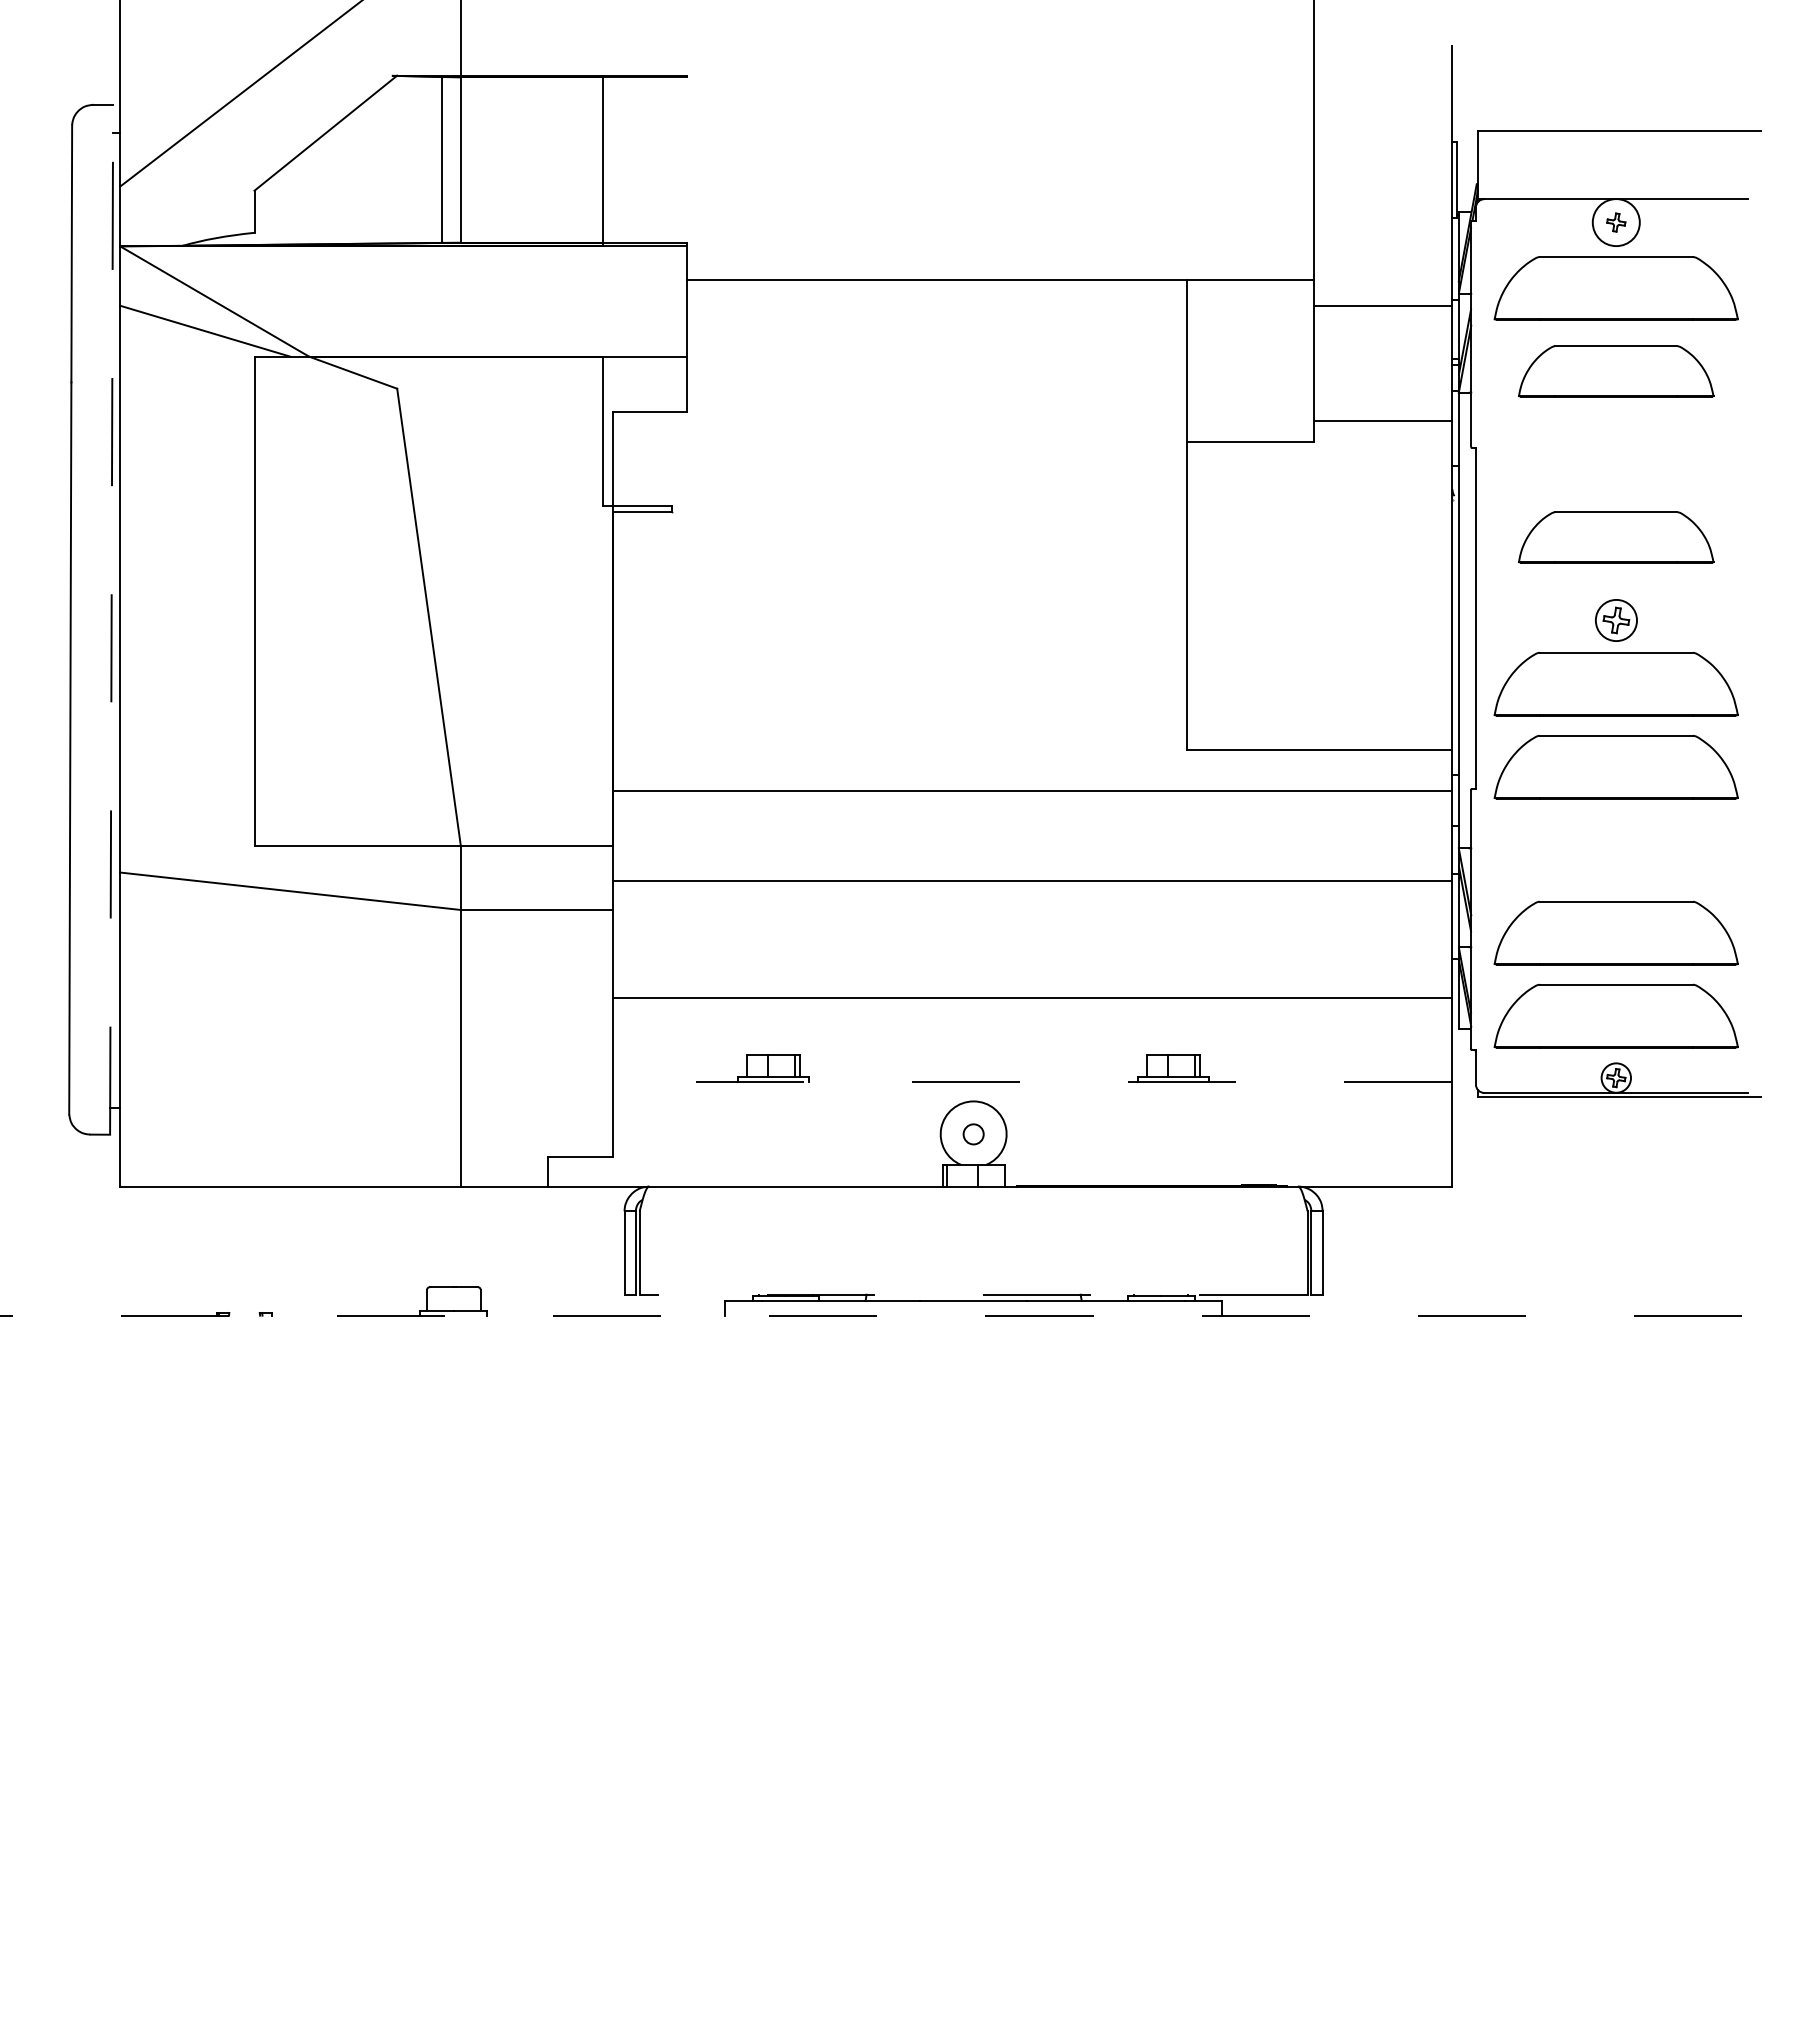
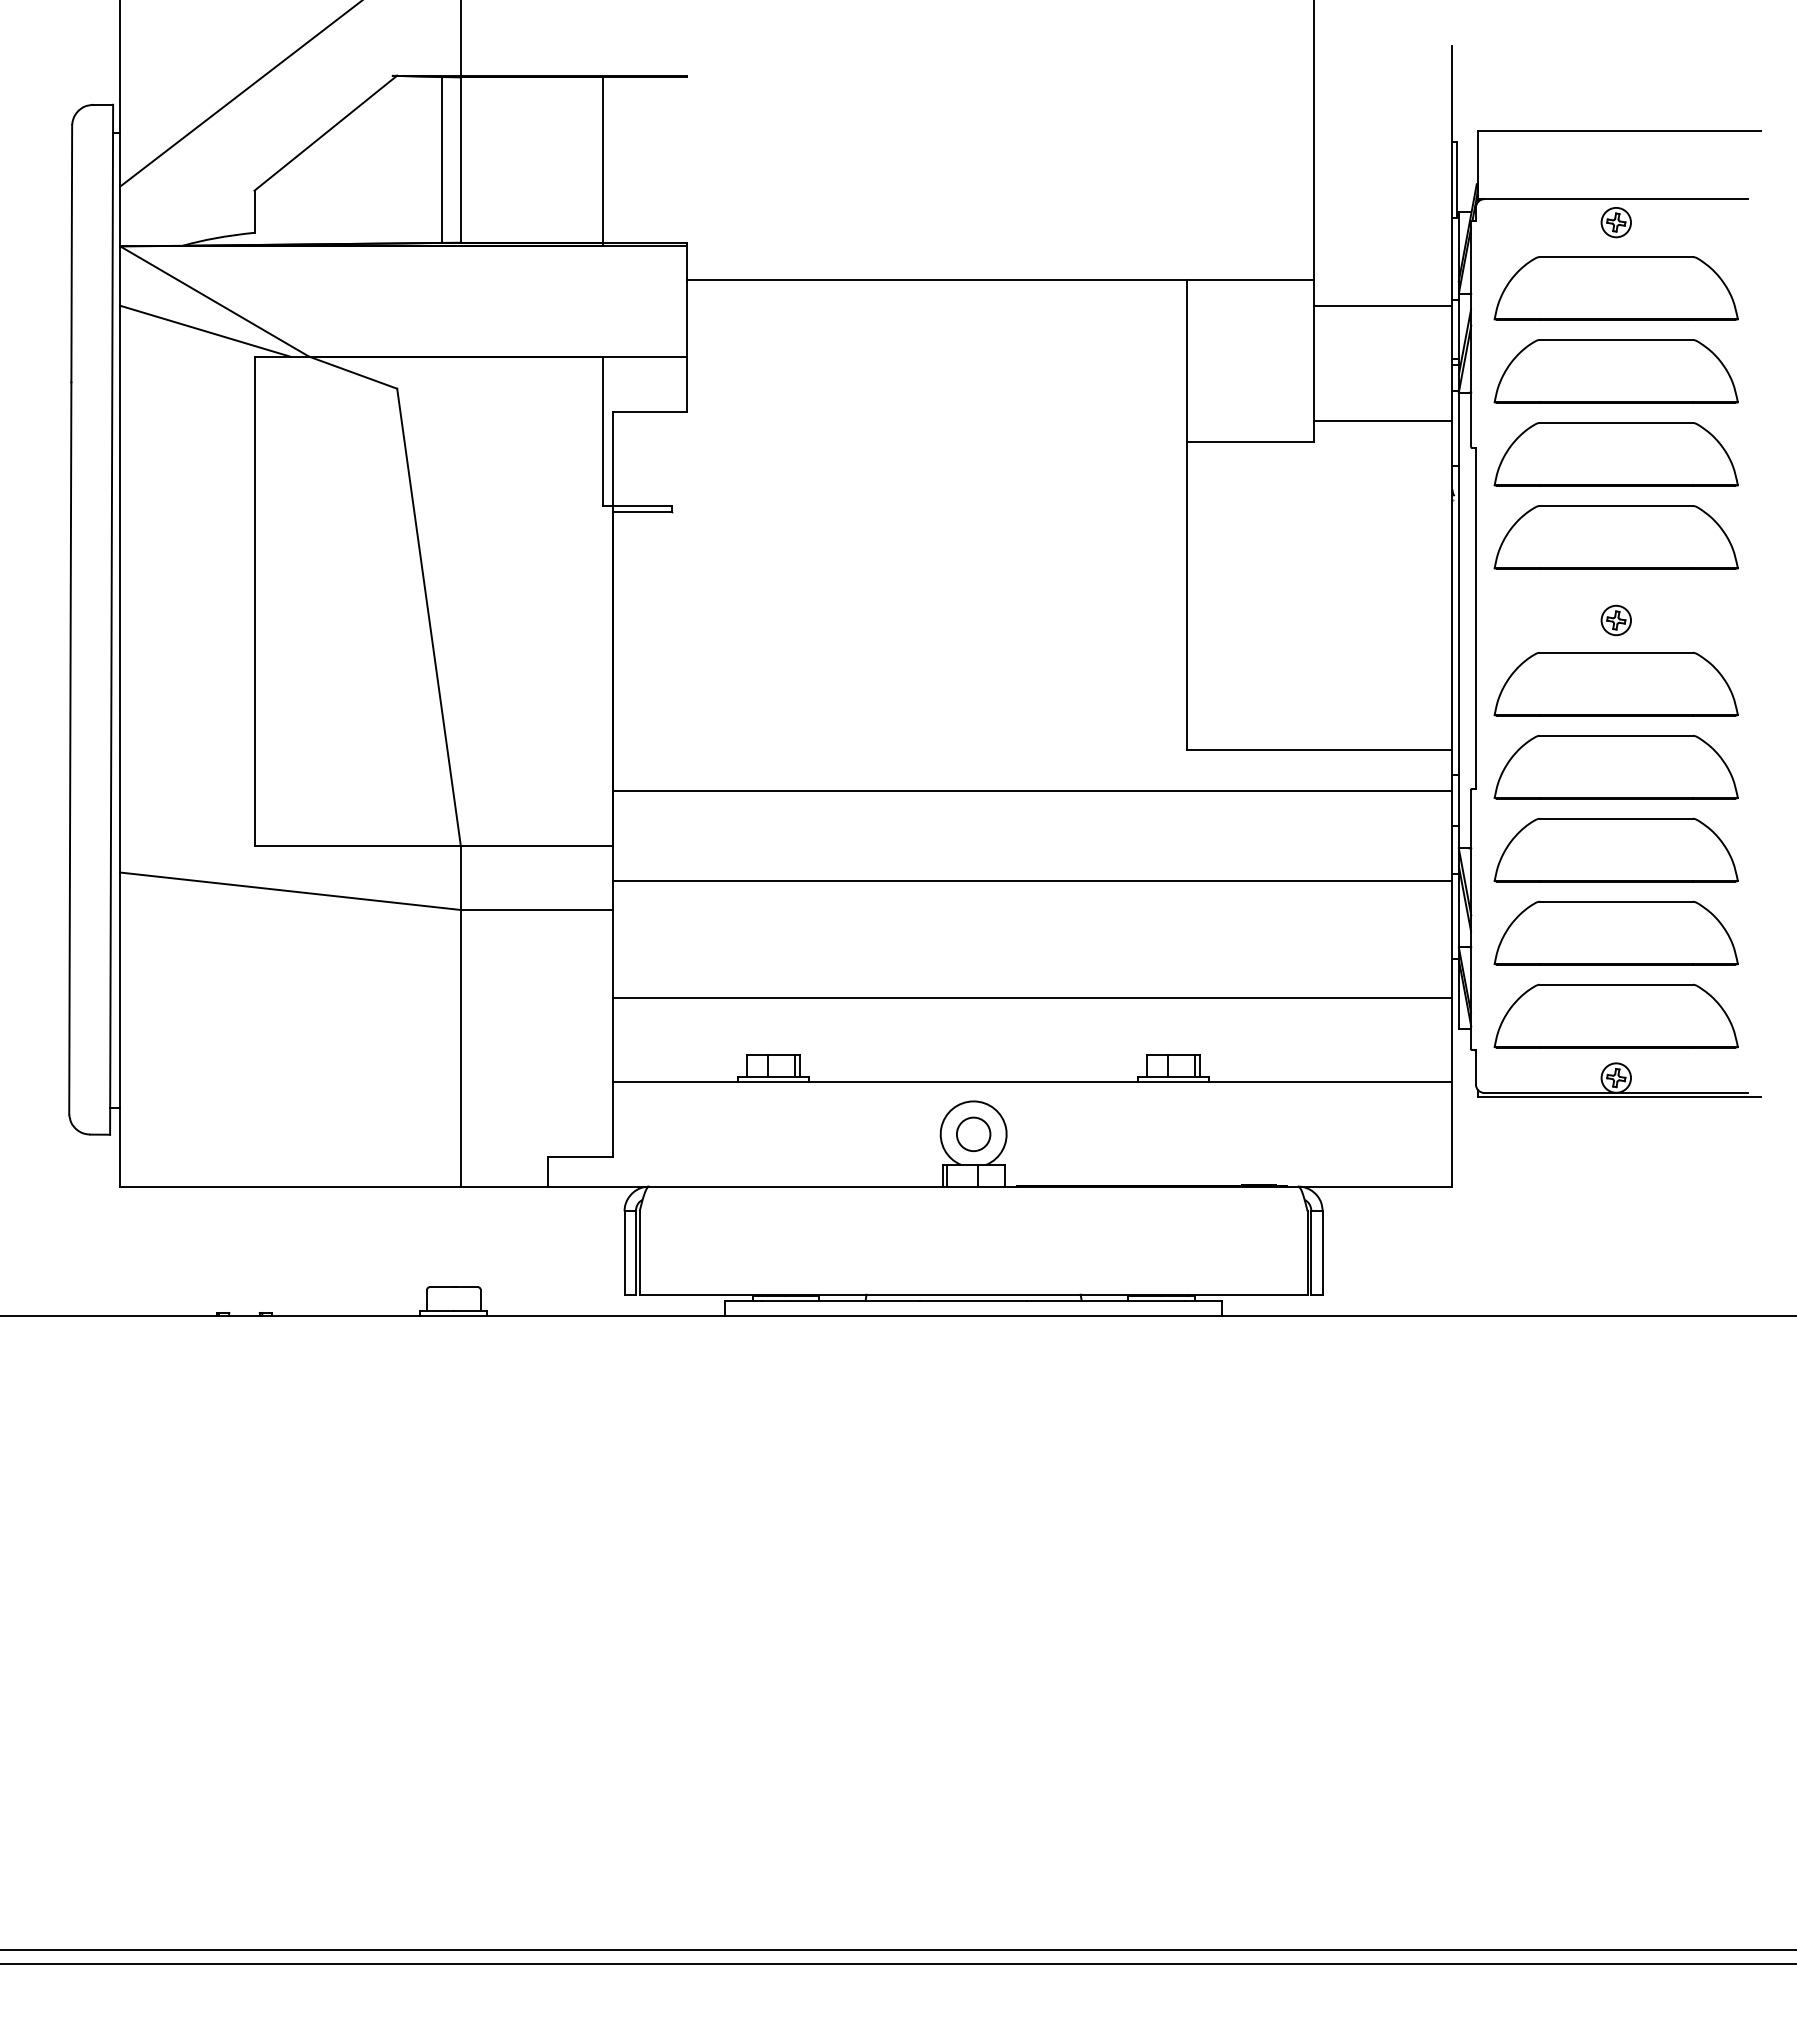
circle diameter: 47 px -> 29 px (1616, 222)
part size: 197x53 px -> 246x65 px (1615, 371)
part: none -> present (1615, 454)
part size: 197x53 px -> 246x65 px (1615, 537)
line: dashed -> solid (111, 619)
part size: 43x43 px -> 32x33 px (1615, 620)
part: none -> present (1615, 849)
line: dashed -> solid (1032, 1082)
circle diameter: 20 px -> 34 px (973, 1134)
line: dashed -> solid (973, 1294)
line: dashed -> solid (898, 1315)
line: none -> present (897, 1949)
line: none -> present (897, 1964)
